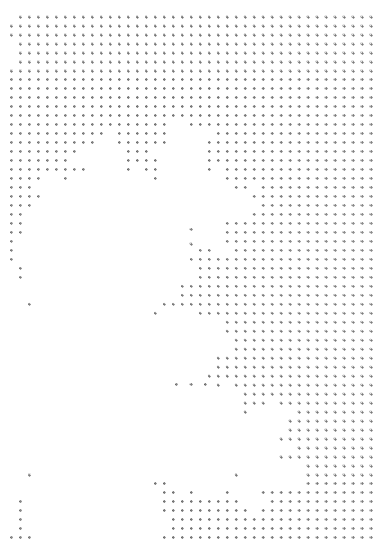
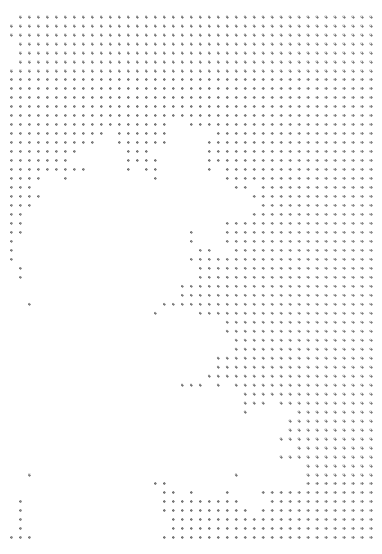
part size: 4x18 px -> 3x12 px (191, 236)
part size: 32x3 px -> 21x3 px (191, 385)
